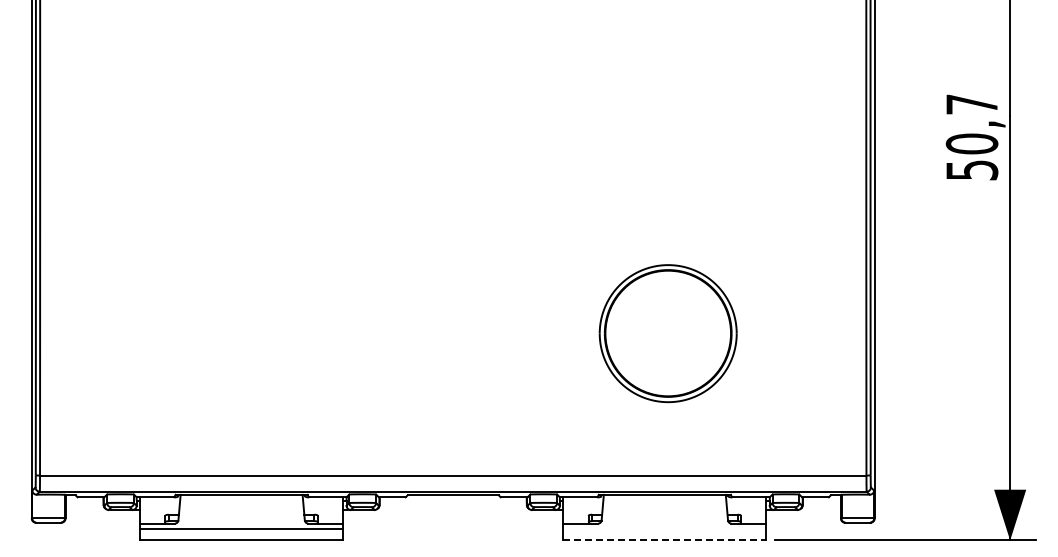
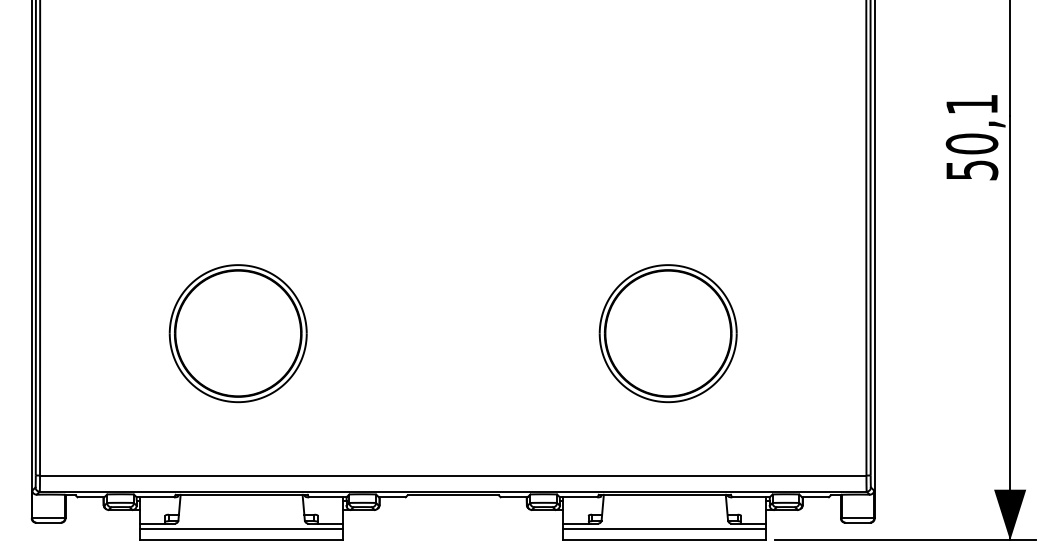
text: 50,7 -> 50,1 (971, 104)
part: none -> present (237, 333)
line: none -> present (664, 528)
line: dashed -> solid (664, 540)
